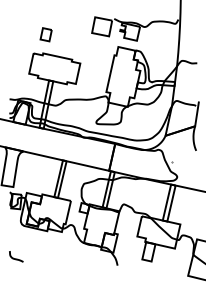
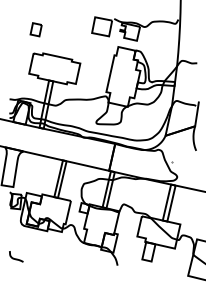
part position: (45, 34) -> (35, 29) (35, 29)
